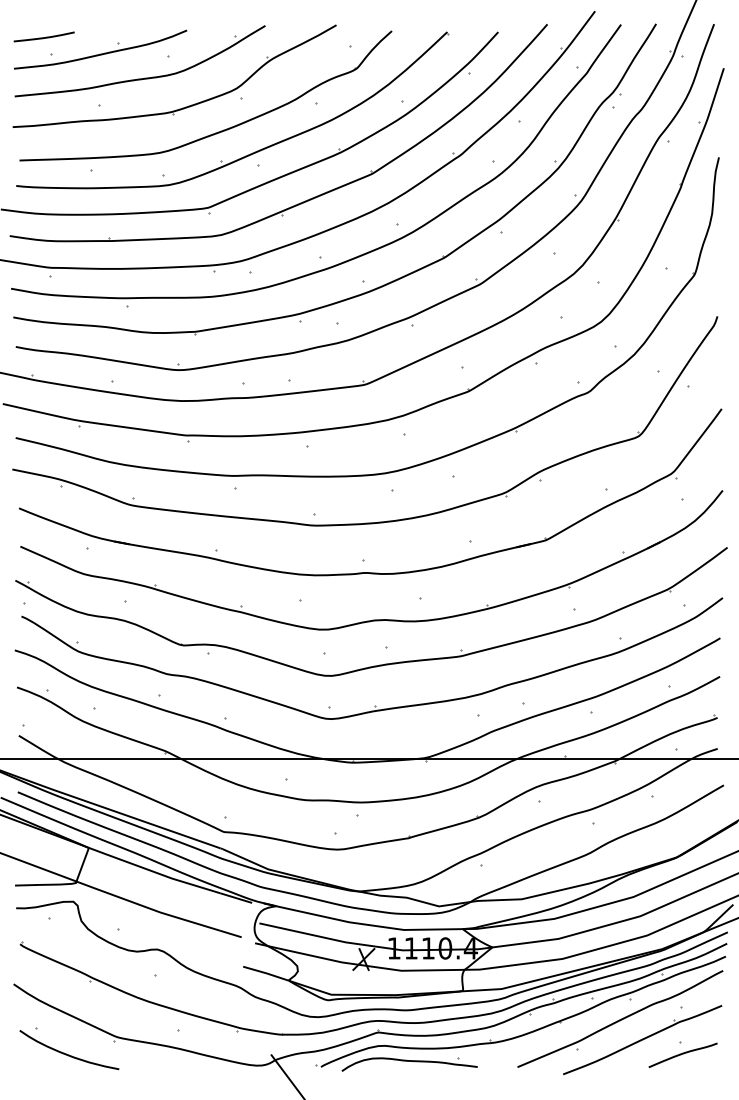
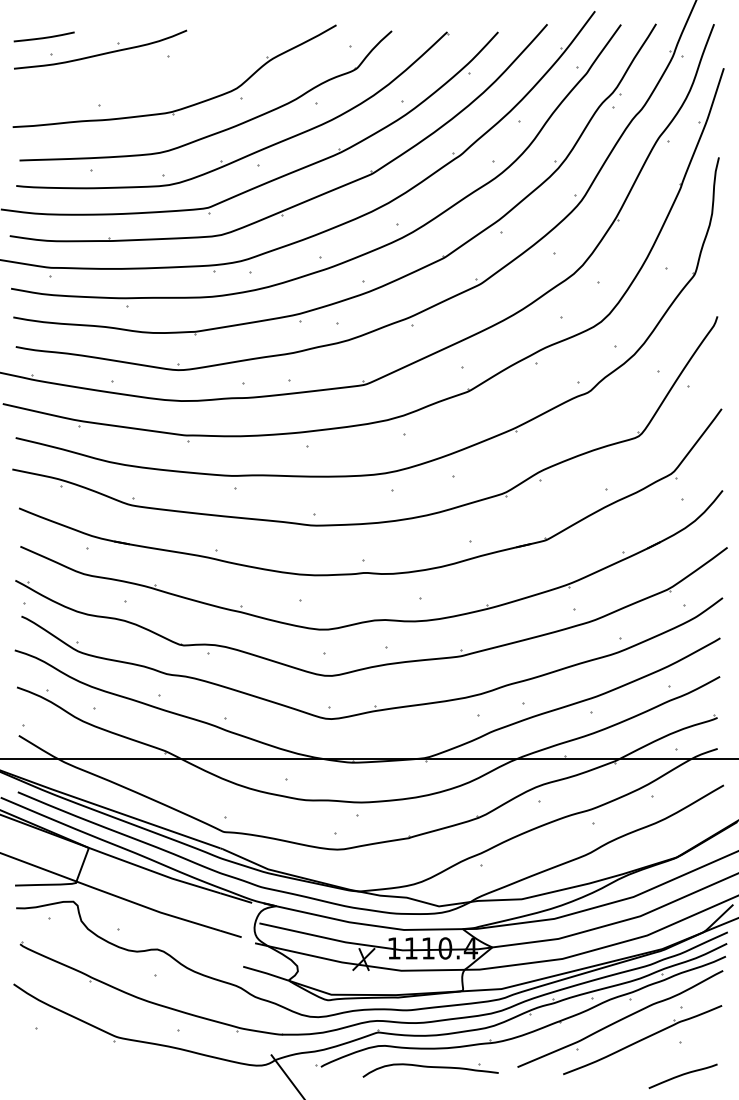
part: present -> none (144, 77)
curve: present -> none (69, 1054)
curve position: (682, 1054) -> (682, 1075) (682, 1075)
part position: (409, 1064) -> (430, 1070) (430, 1070)
